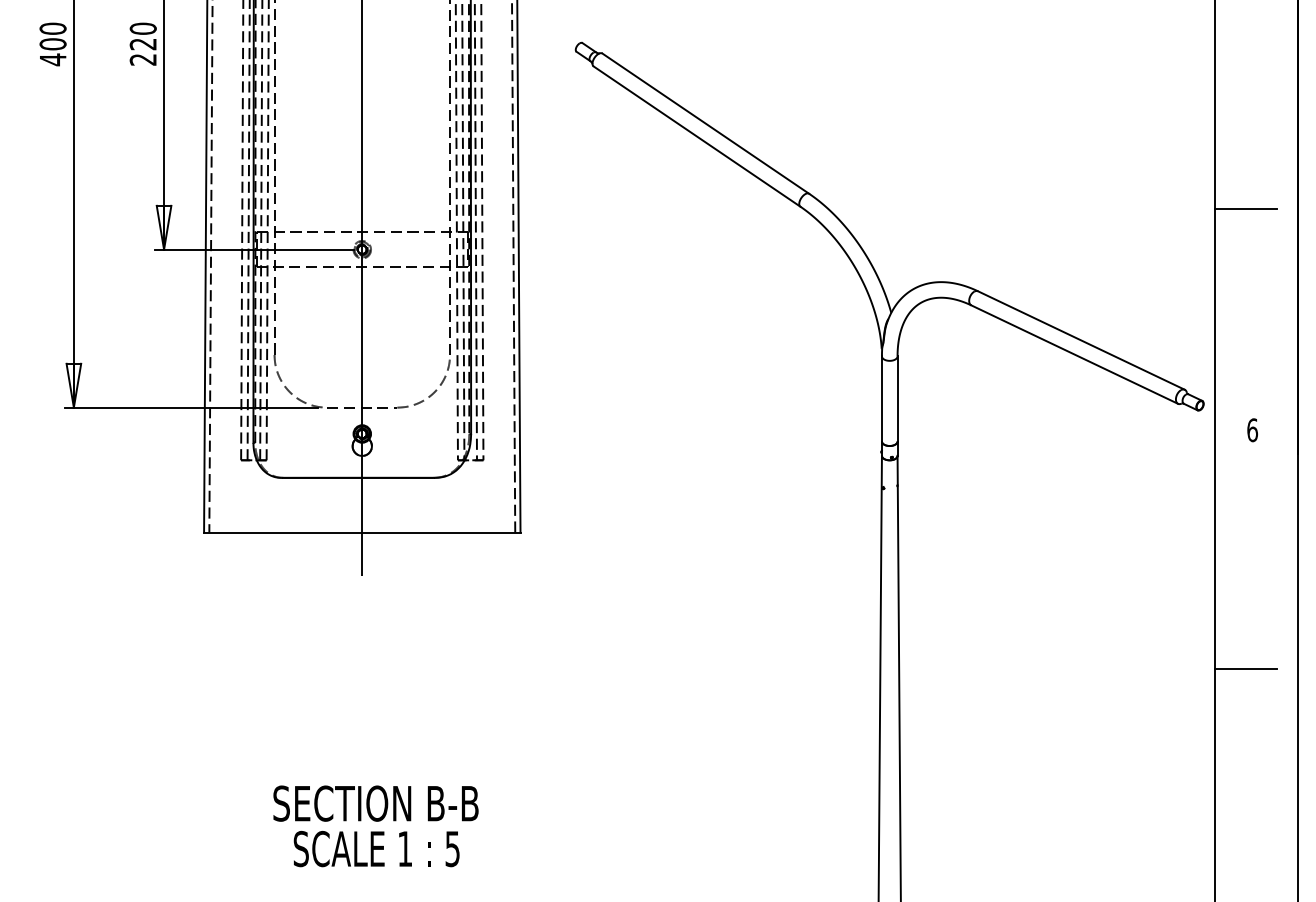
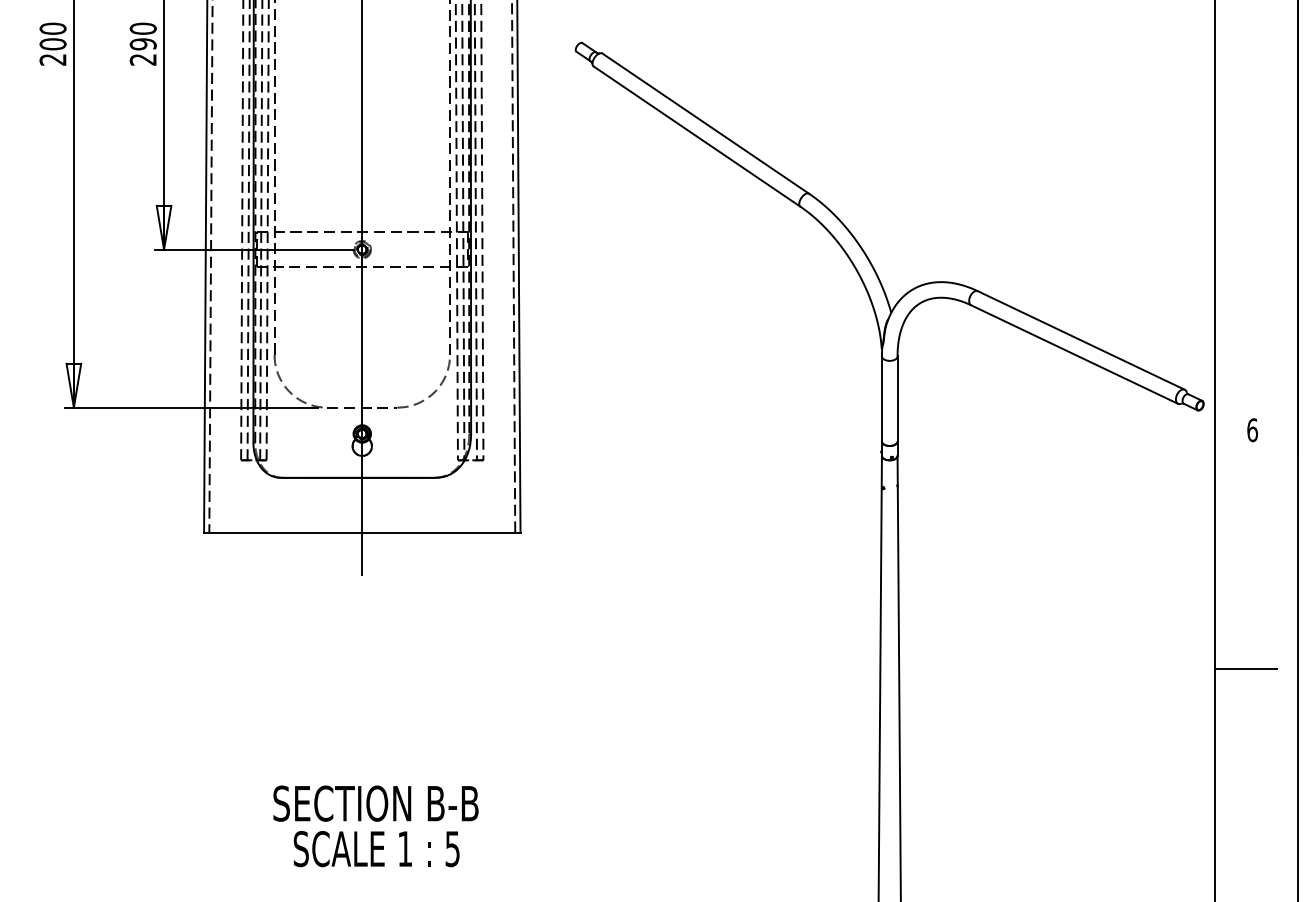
text: 220 -> 290 (142, 44)
text: 400 -> 200 (52, 59)
line: present -> none (1245, 209)
